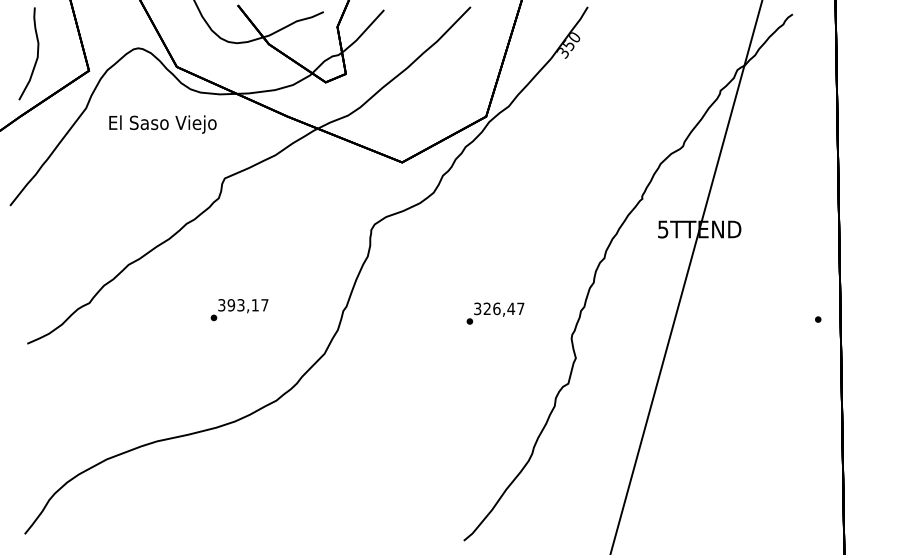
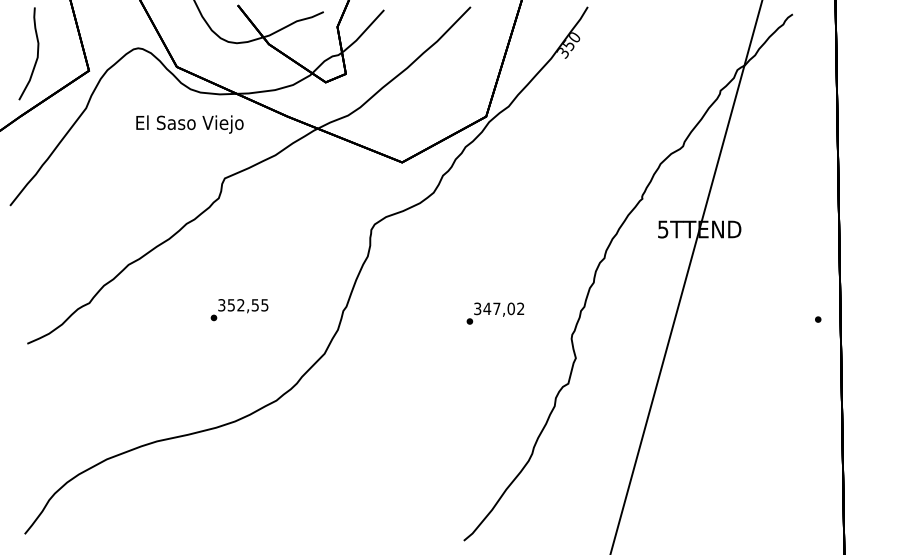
text position: (162, 124) -> (189, 124) (189, 124)
text: 393,17 -> 352,55 (247, 305)
text: 326,47 -> 347,02 (503, 308)
